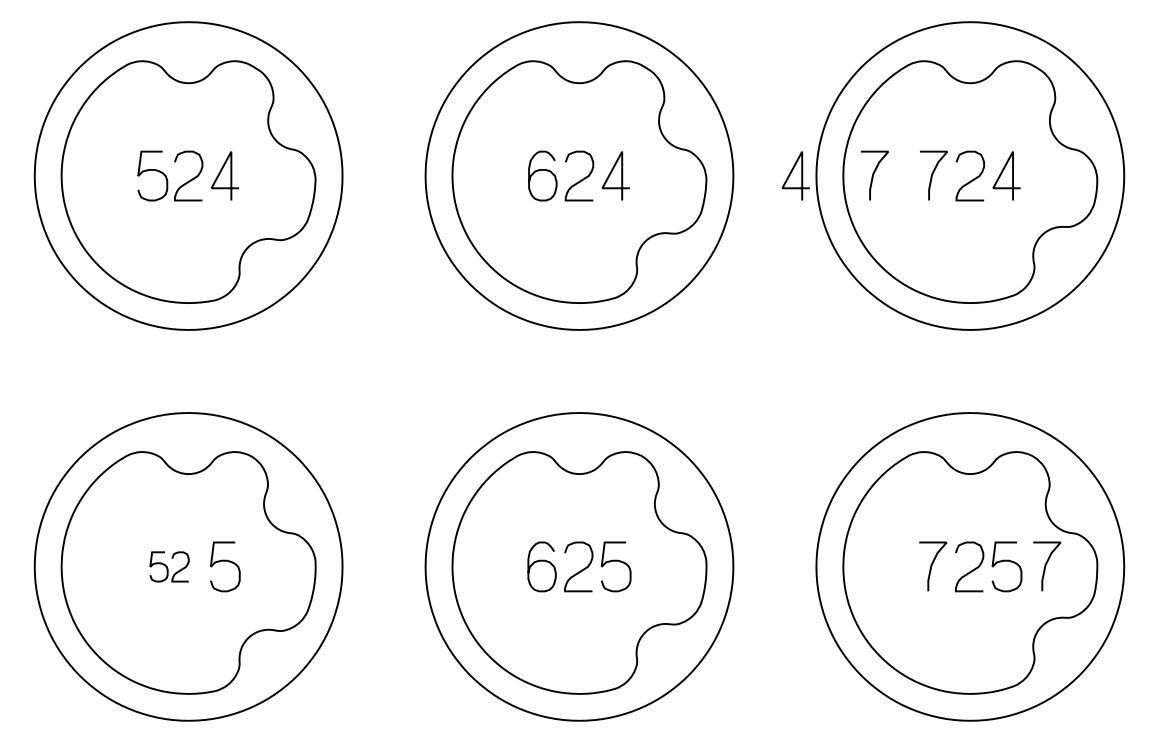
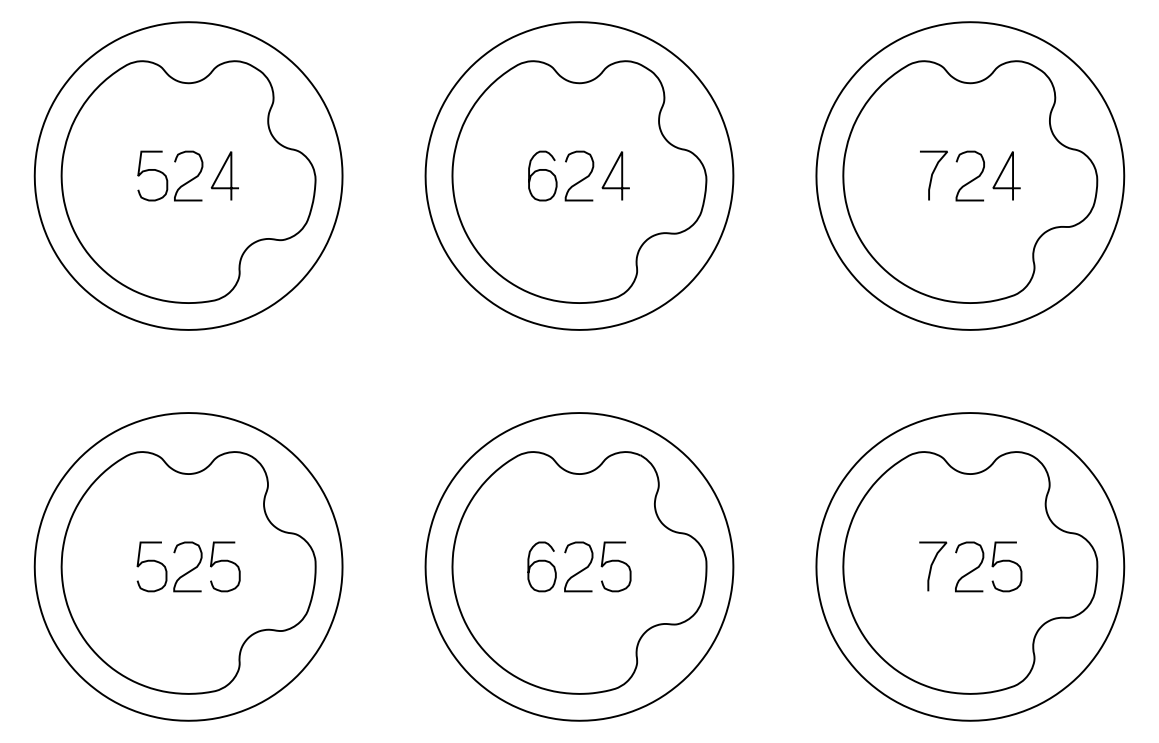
line: present -> none (791, 173)
curve: present -> none (874, 174)
part size: 41x32 px -> 67x52 px (169, 566)
curve: present -> none (1046, 566)
